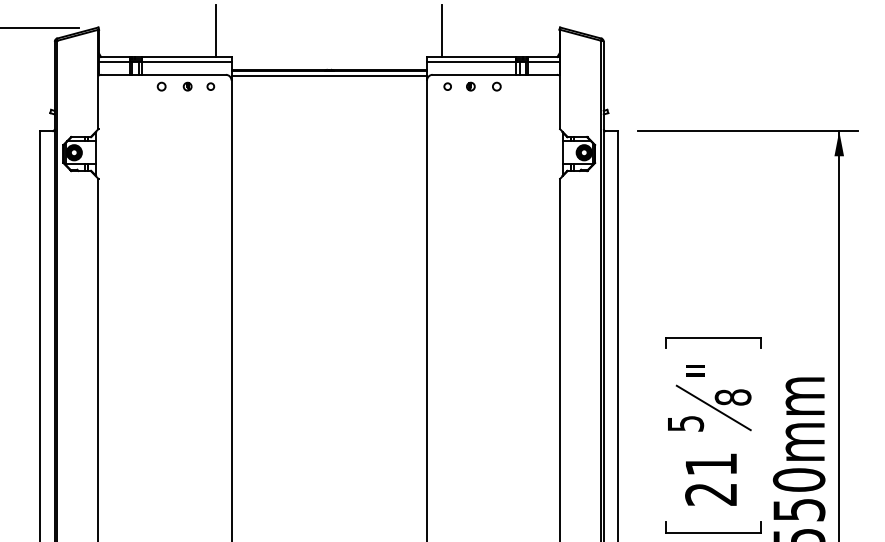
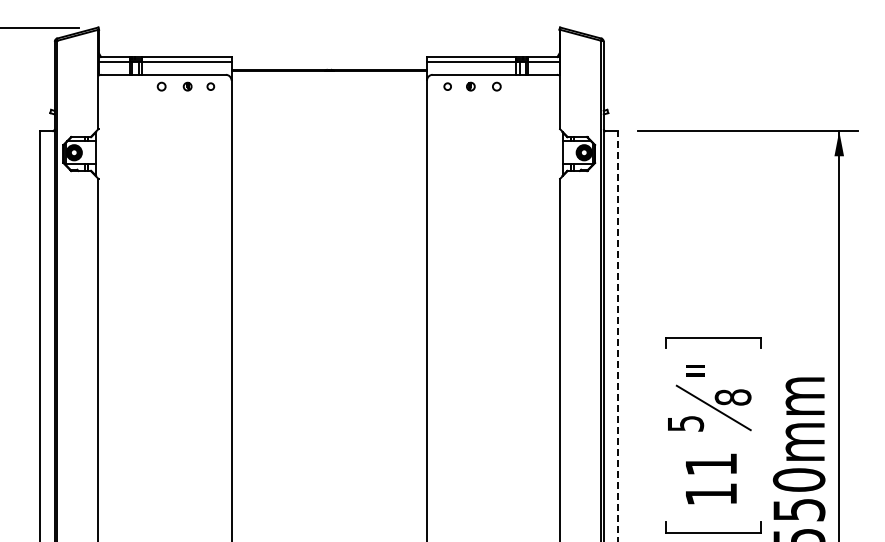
line: present -> none (216, 30)
line: present -> none (442, 30)
line: present -> none (329, 75)
line: solid -> dashed (618, 336)
text: 21 -> 11 (710, 494)
